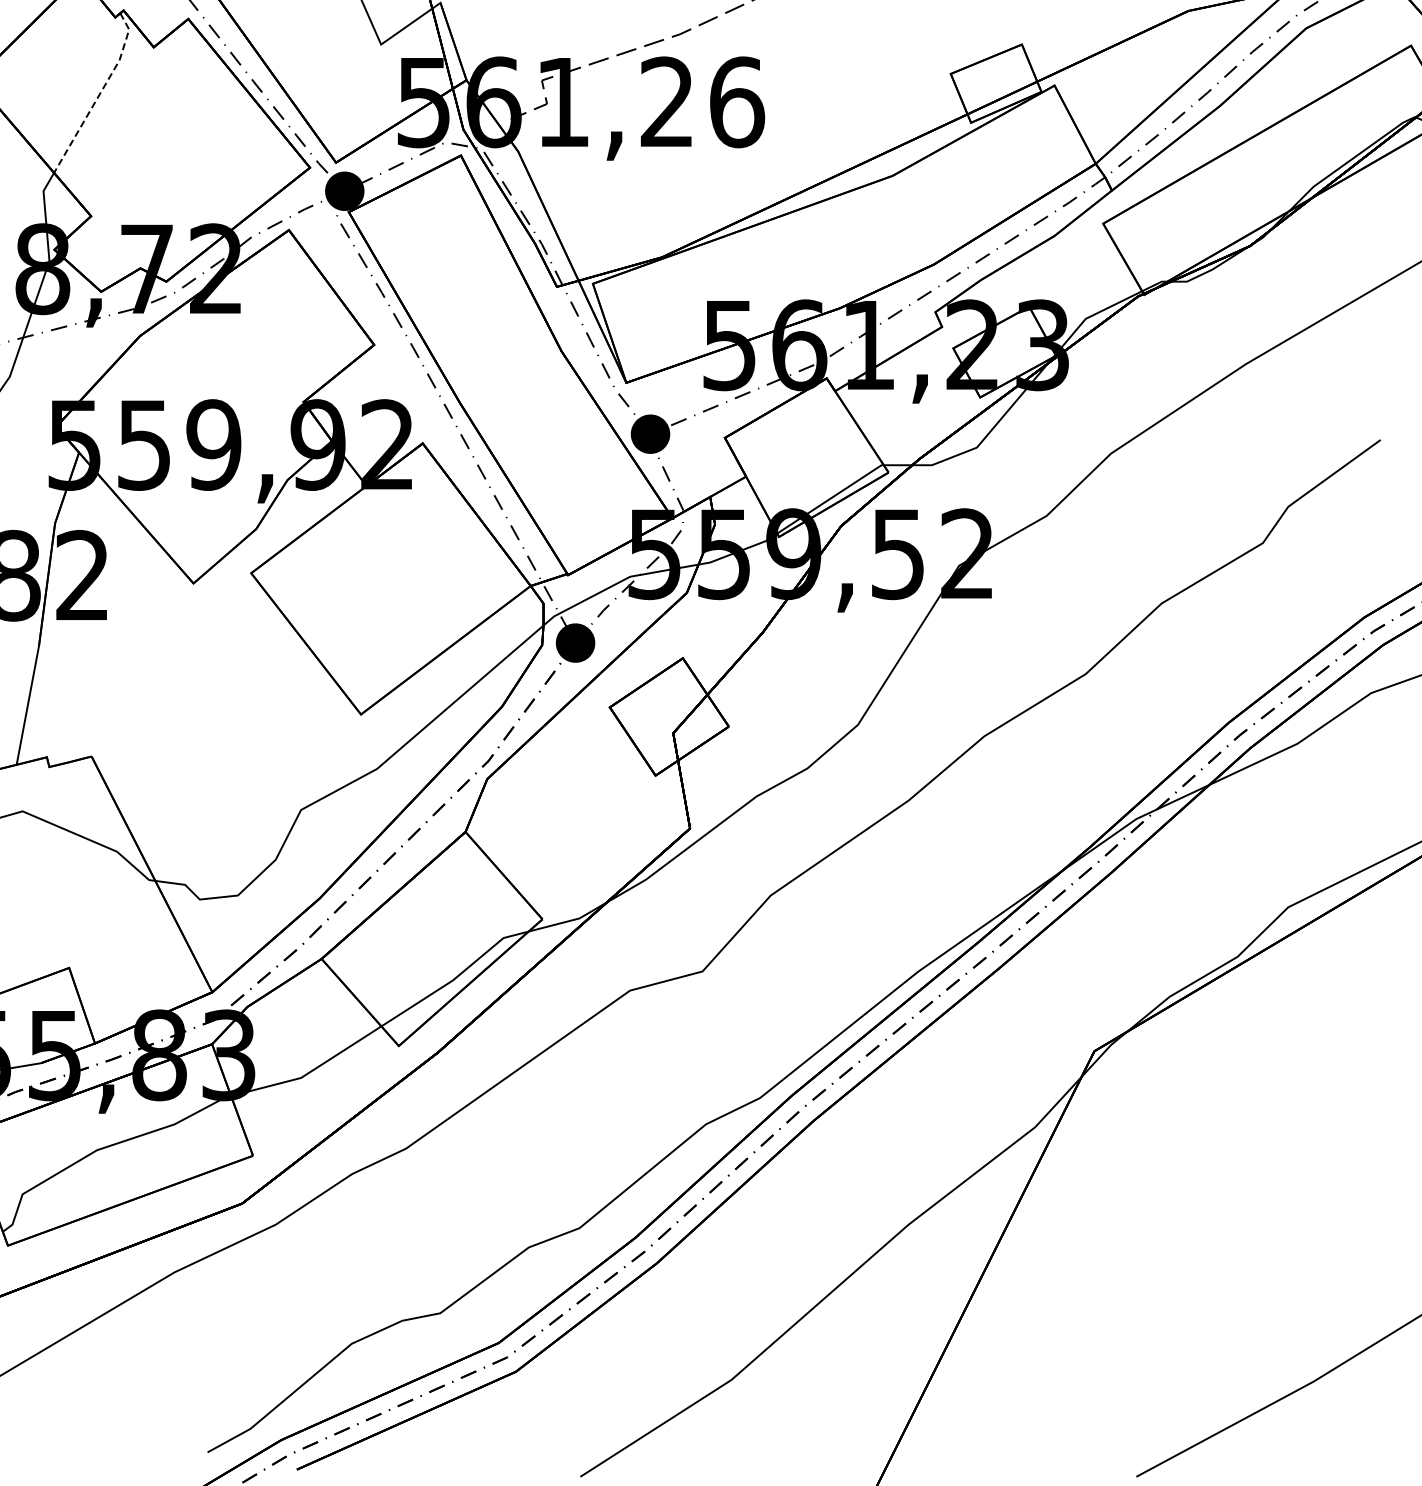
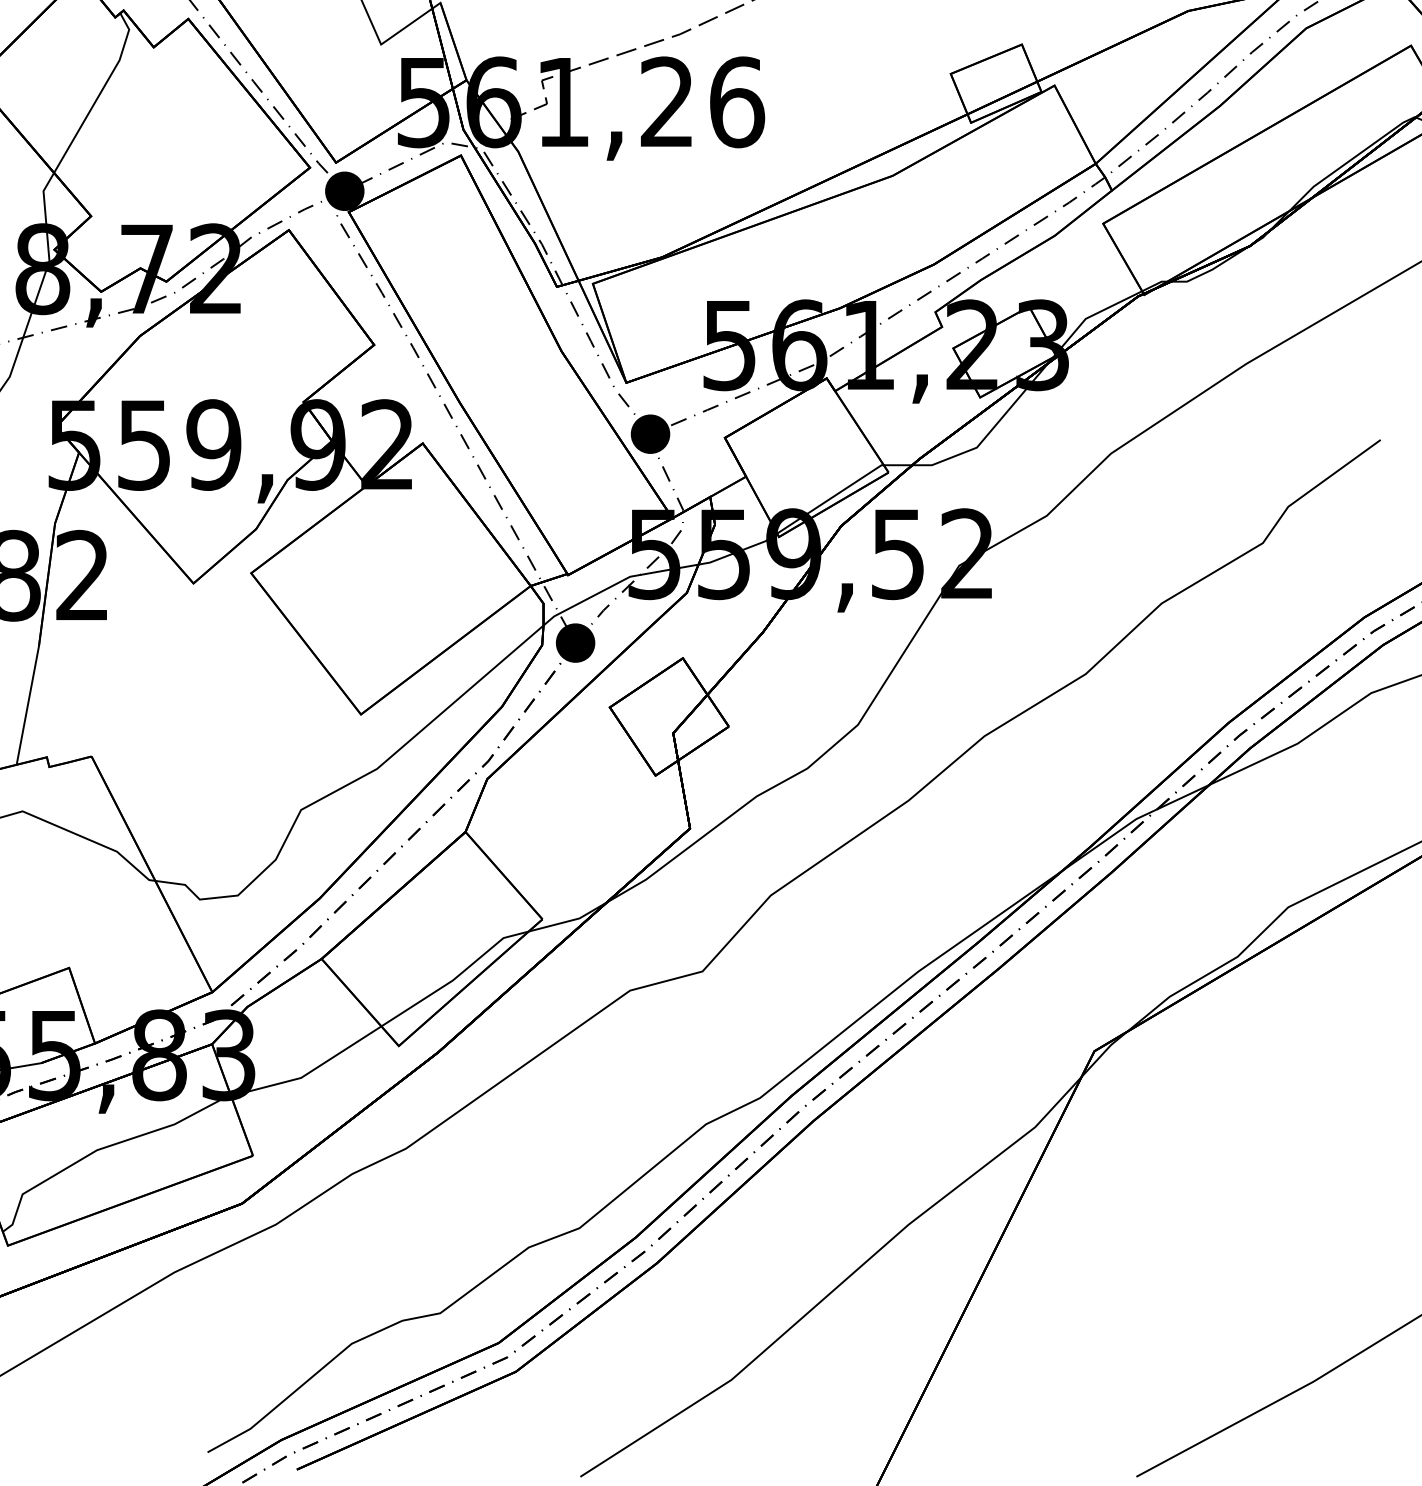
line: dashed -> solid (100, 93)
